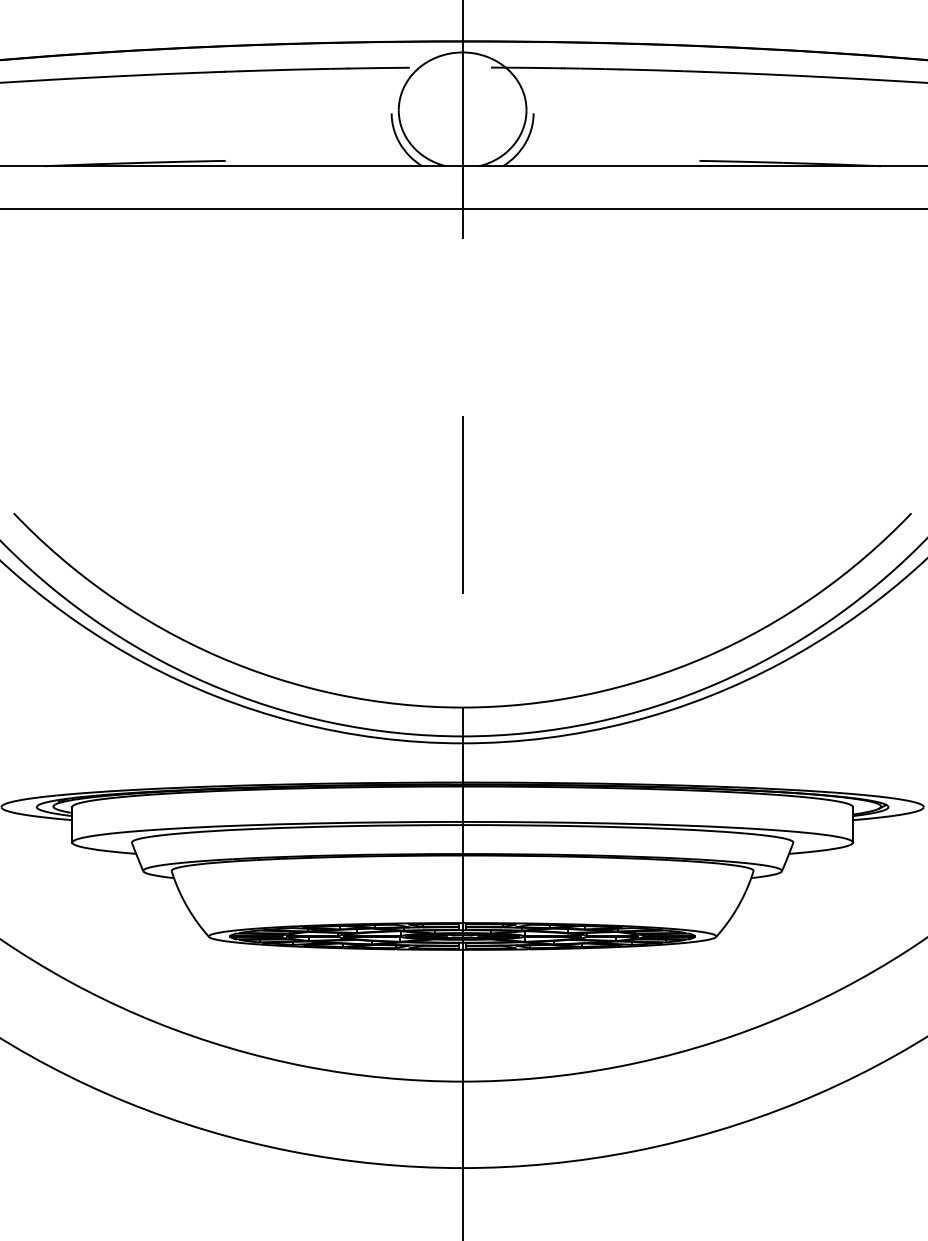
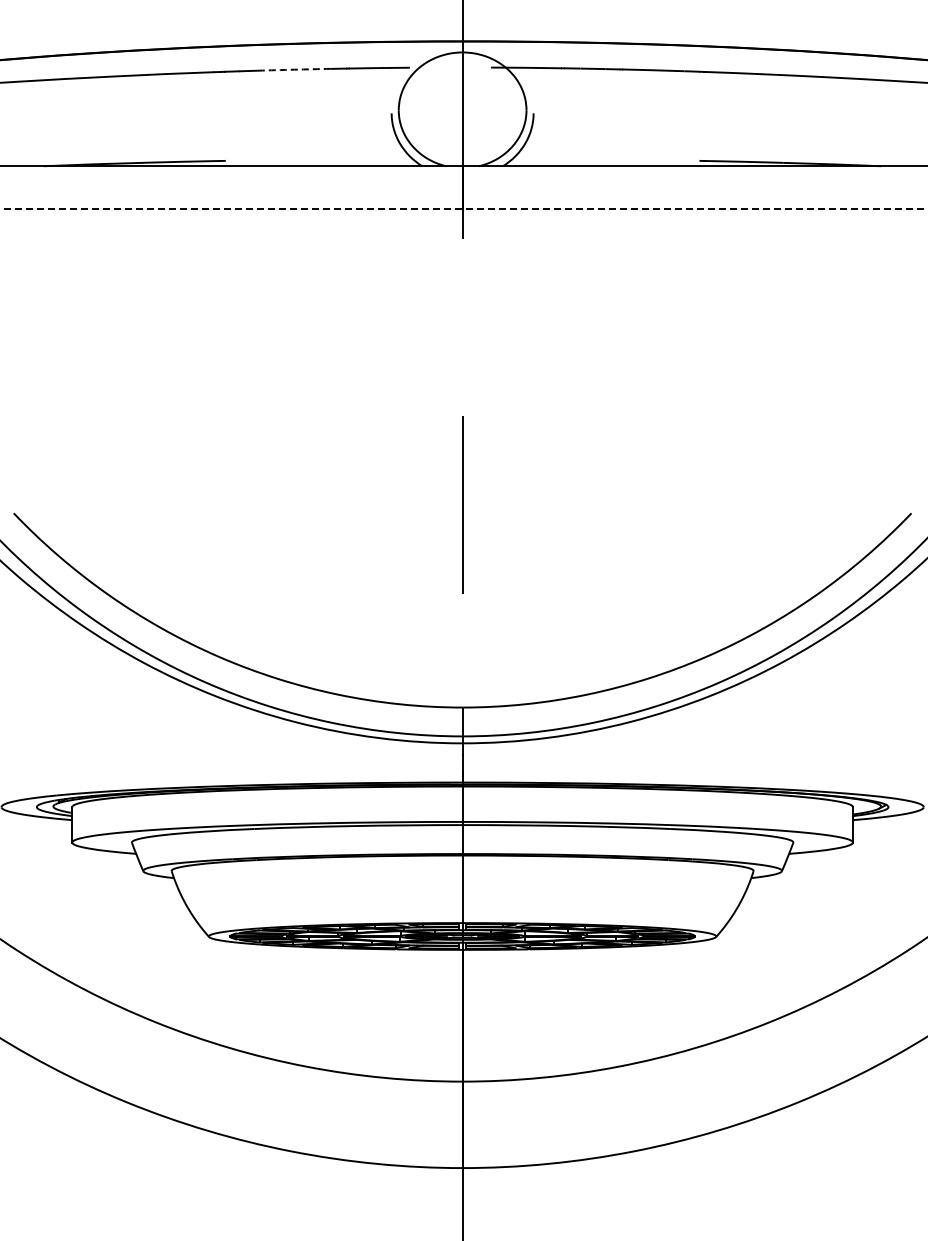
arc: solid -> dashed (294, 69)
line: solid -> dashed (464, 208)
